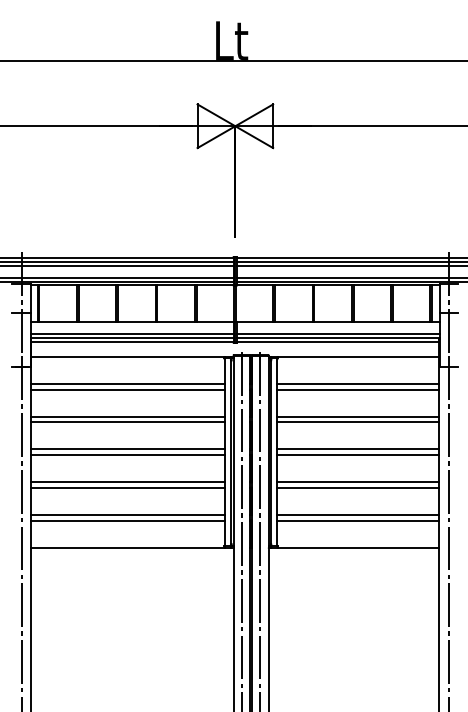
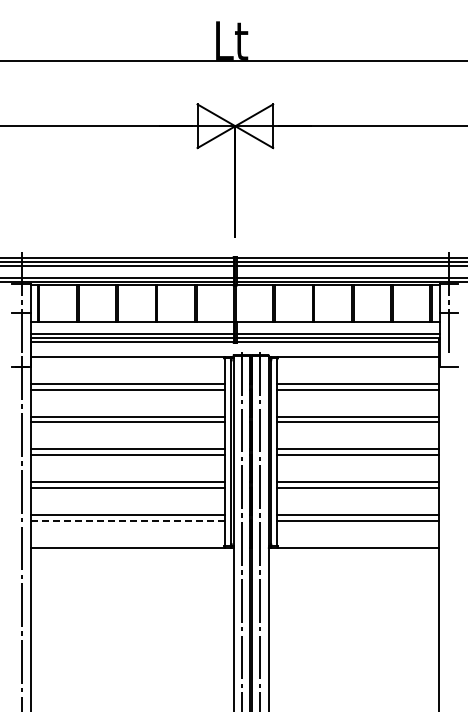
line: solid -> dashed (128, 520)
line: present -> none (449, 532)
